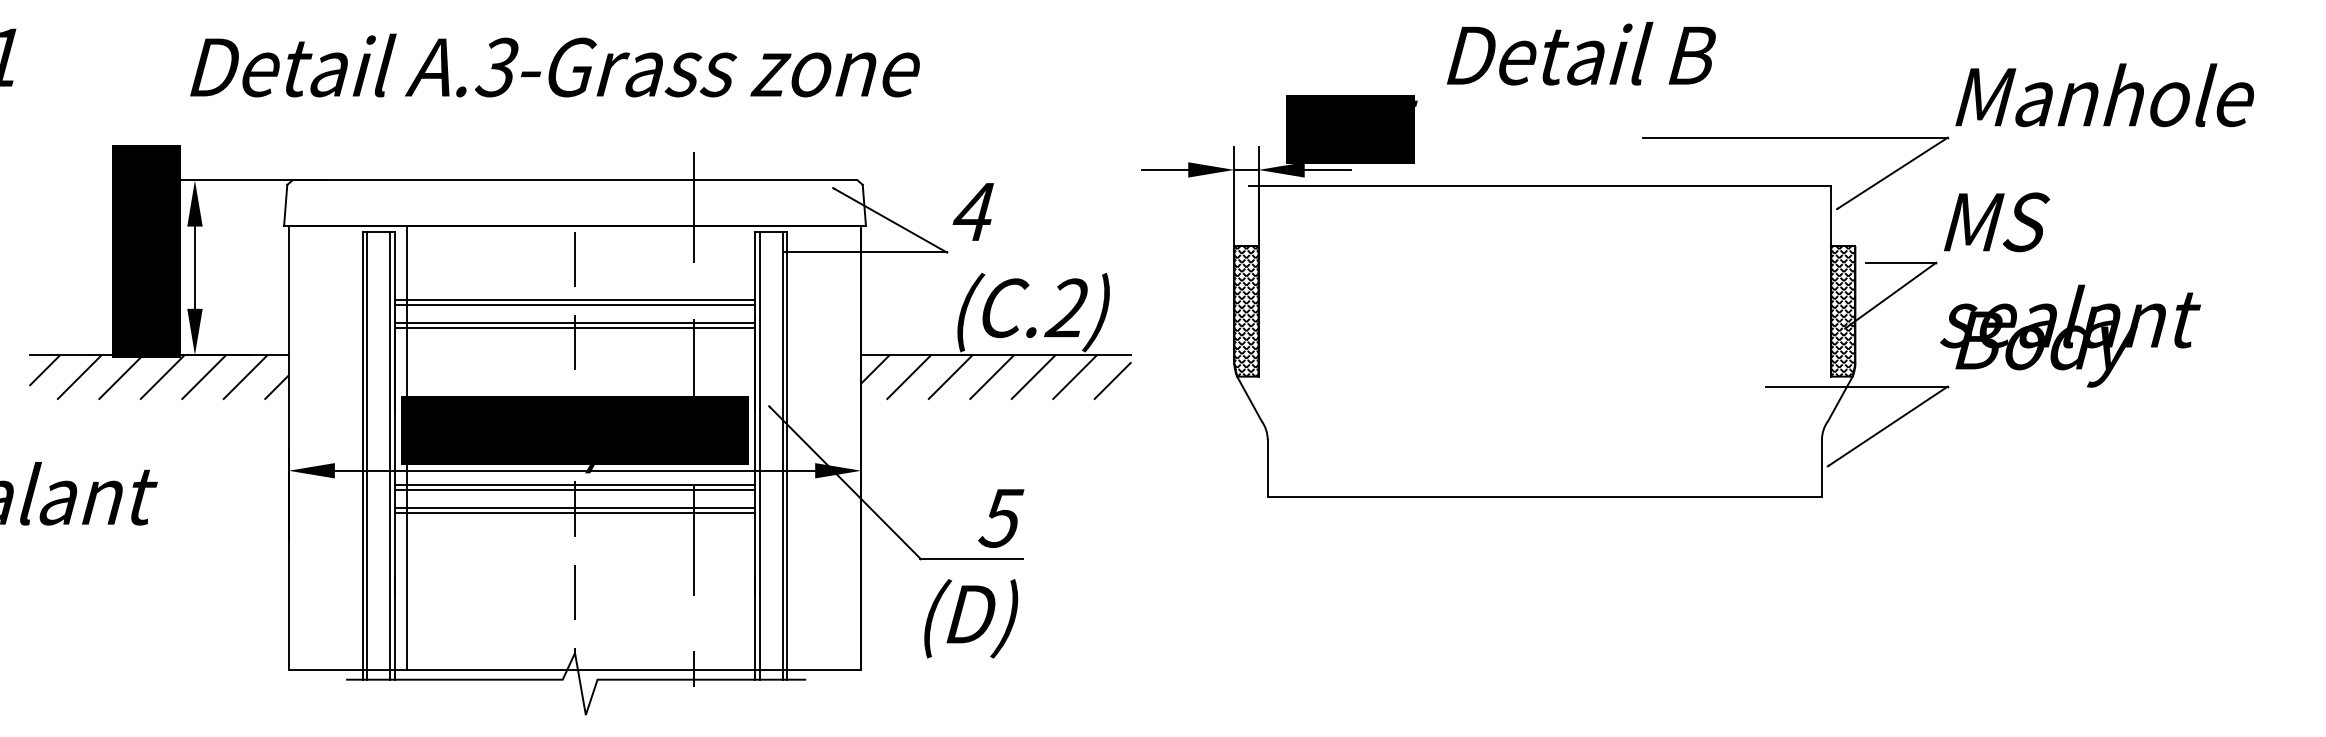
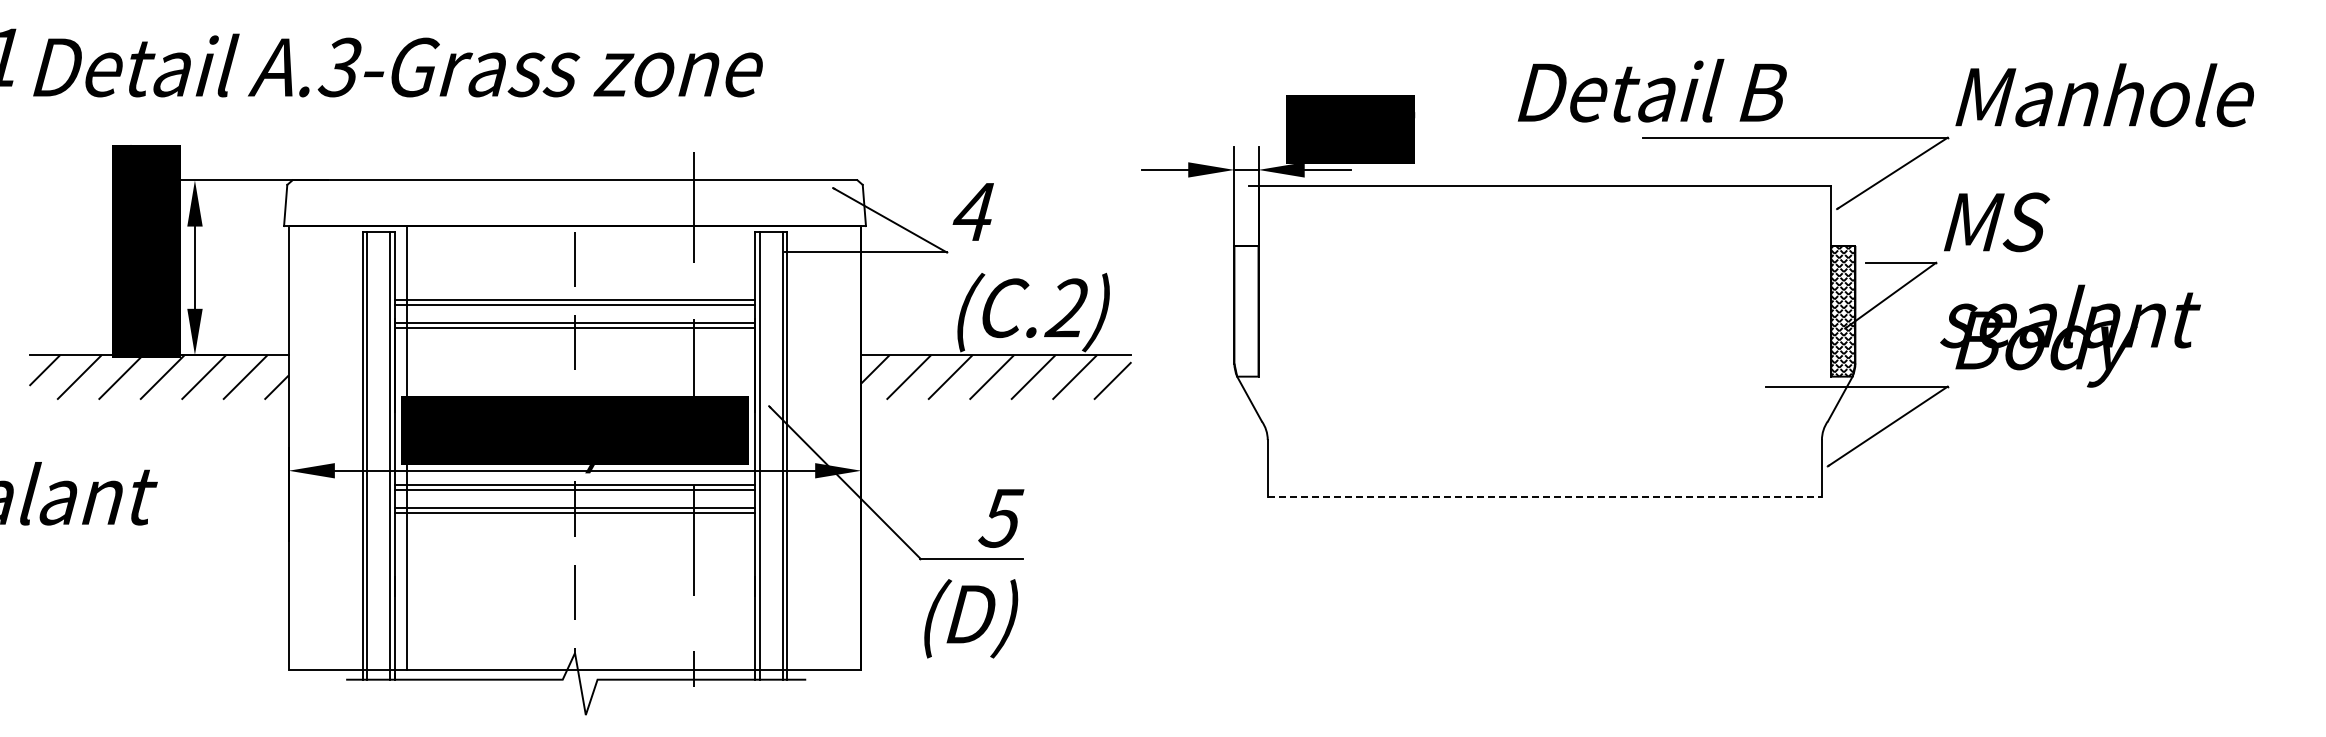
text position: (1580, 53) -> (1651, 90) (1651, 90)
text position: (554, 65) -> (397, 65) (397, 65)
text: 5 -> 9 (1416, 108)
hatch: present -> none (1246, 311)
line: solid -> dashed (1545, 496)
